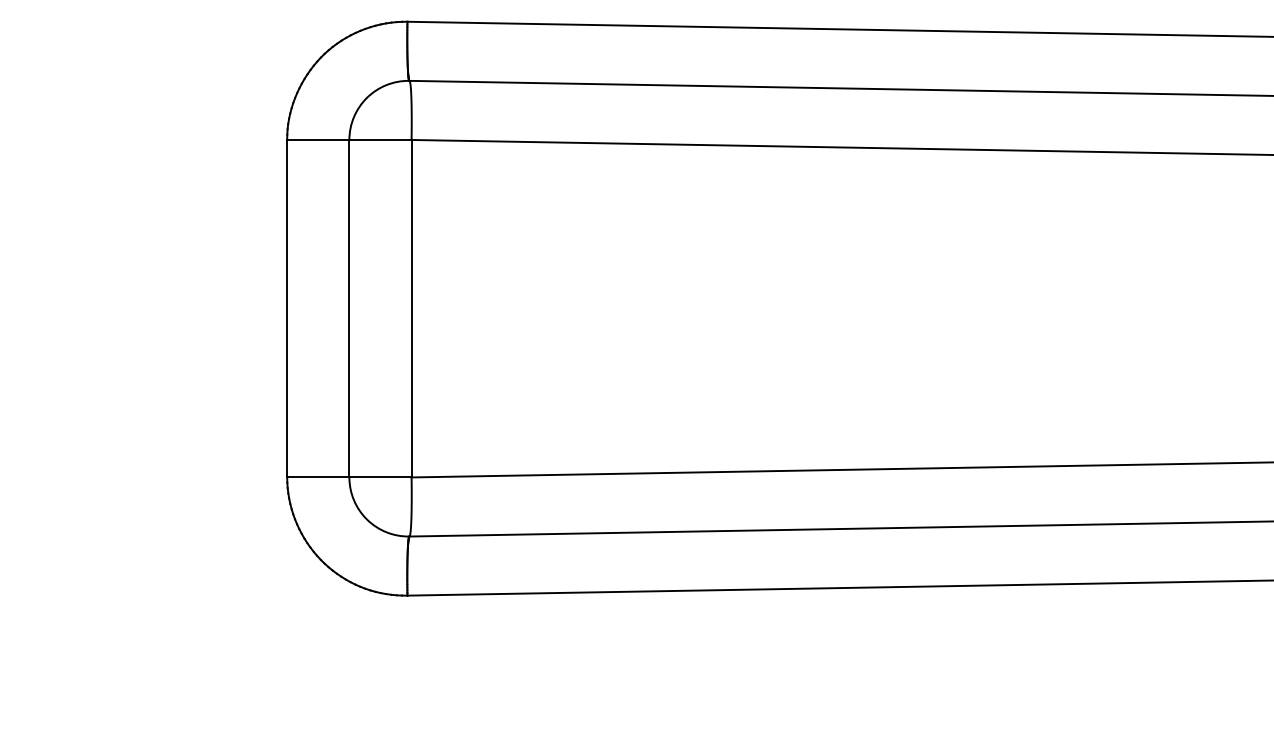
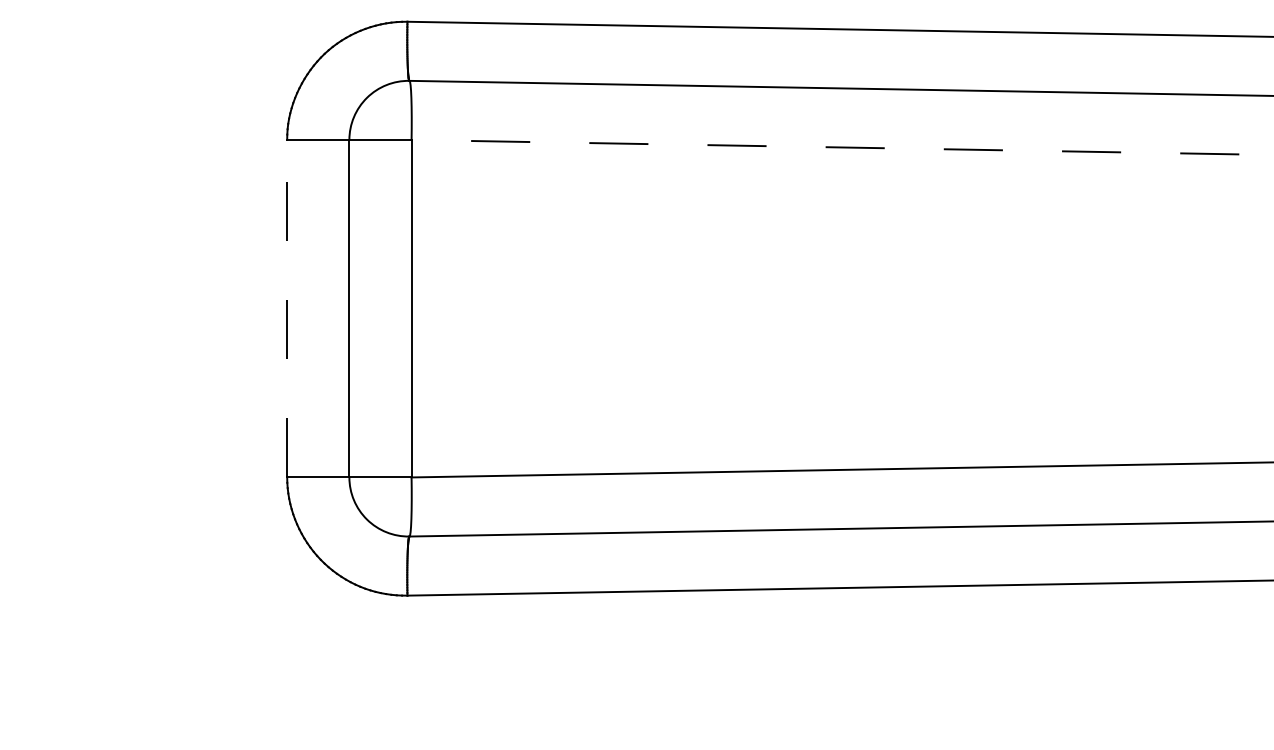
line: solid -> dashed (842, 147)
line: solid -> dashed (287, 308)
